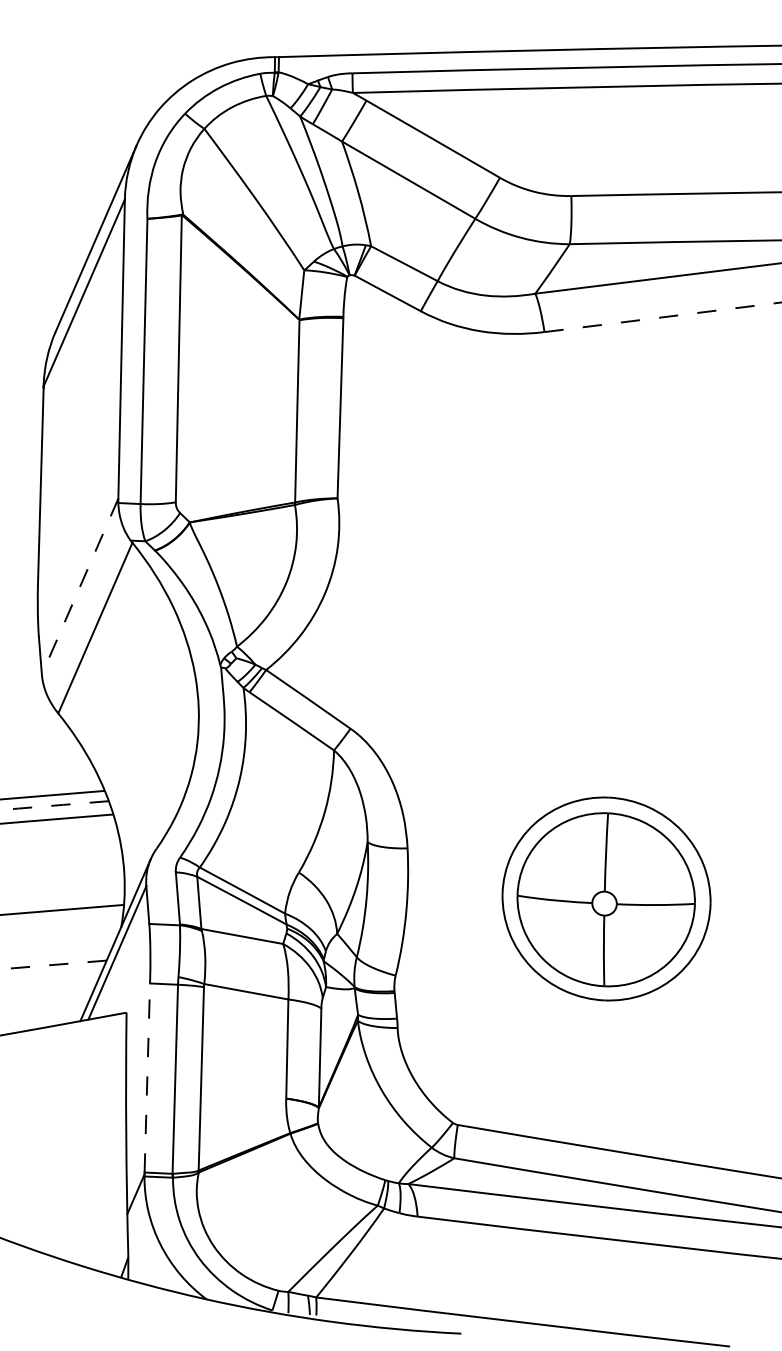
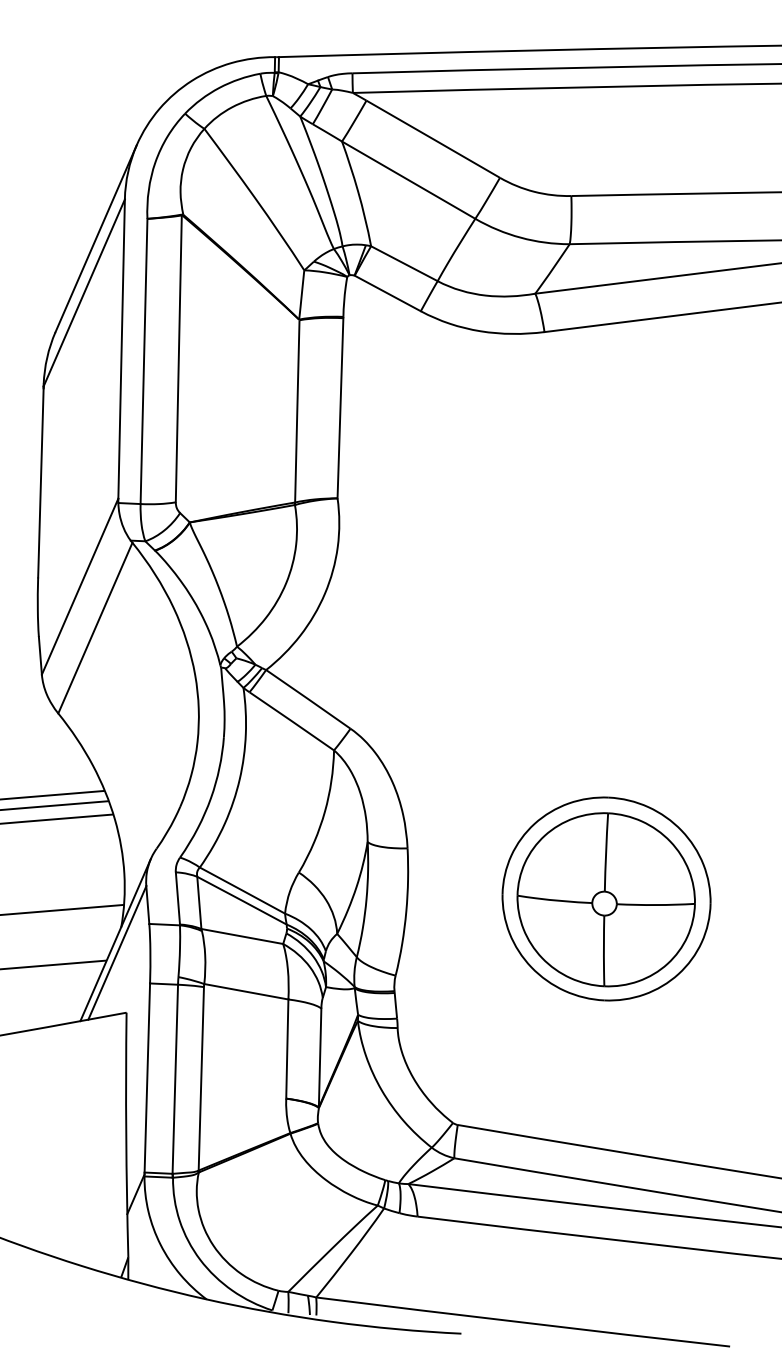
line: dashed -> solid (663, 317)
line: dashed -> solid (80, 586)
arc: dashed -> solid (54, 805)
arc: dashed -> solid (52, 965)
line: dashed -> solid (147, 1077)
